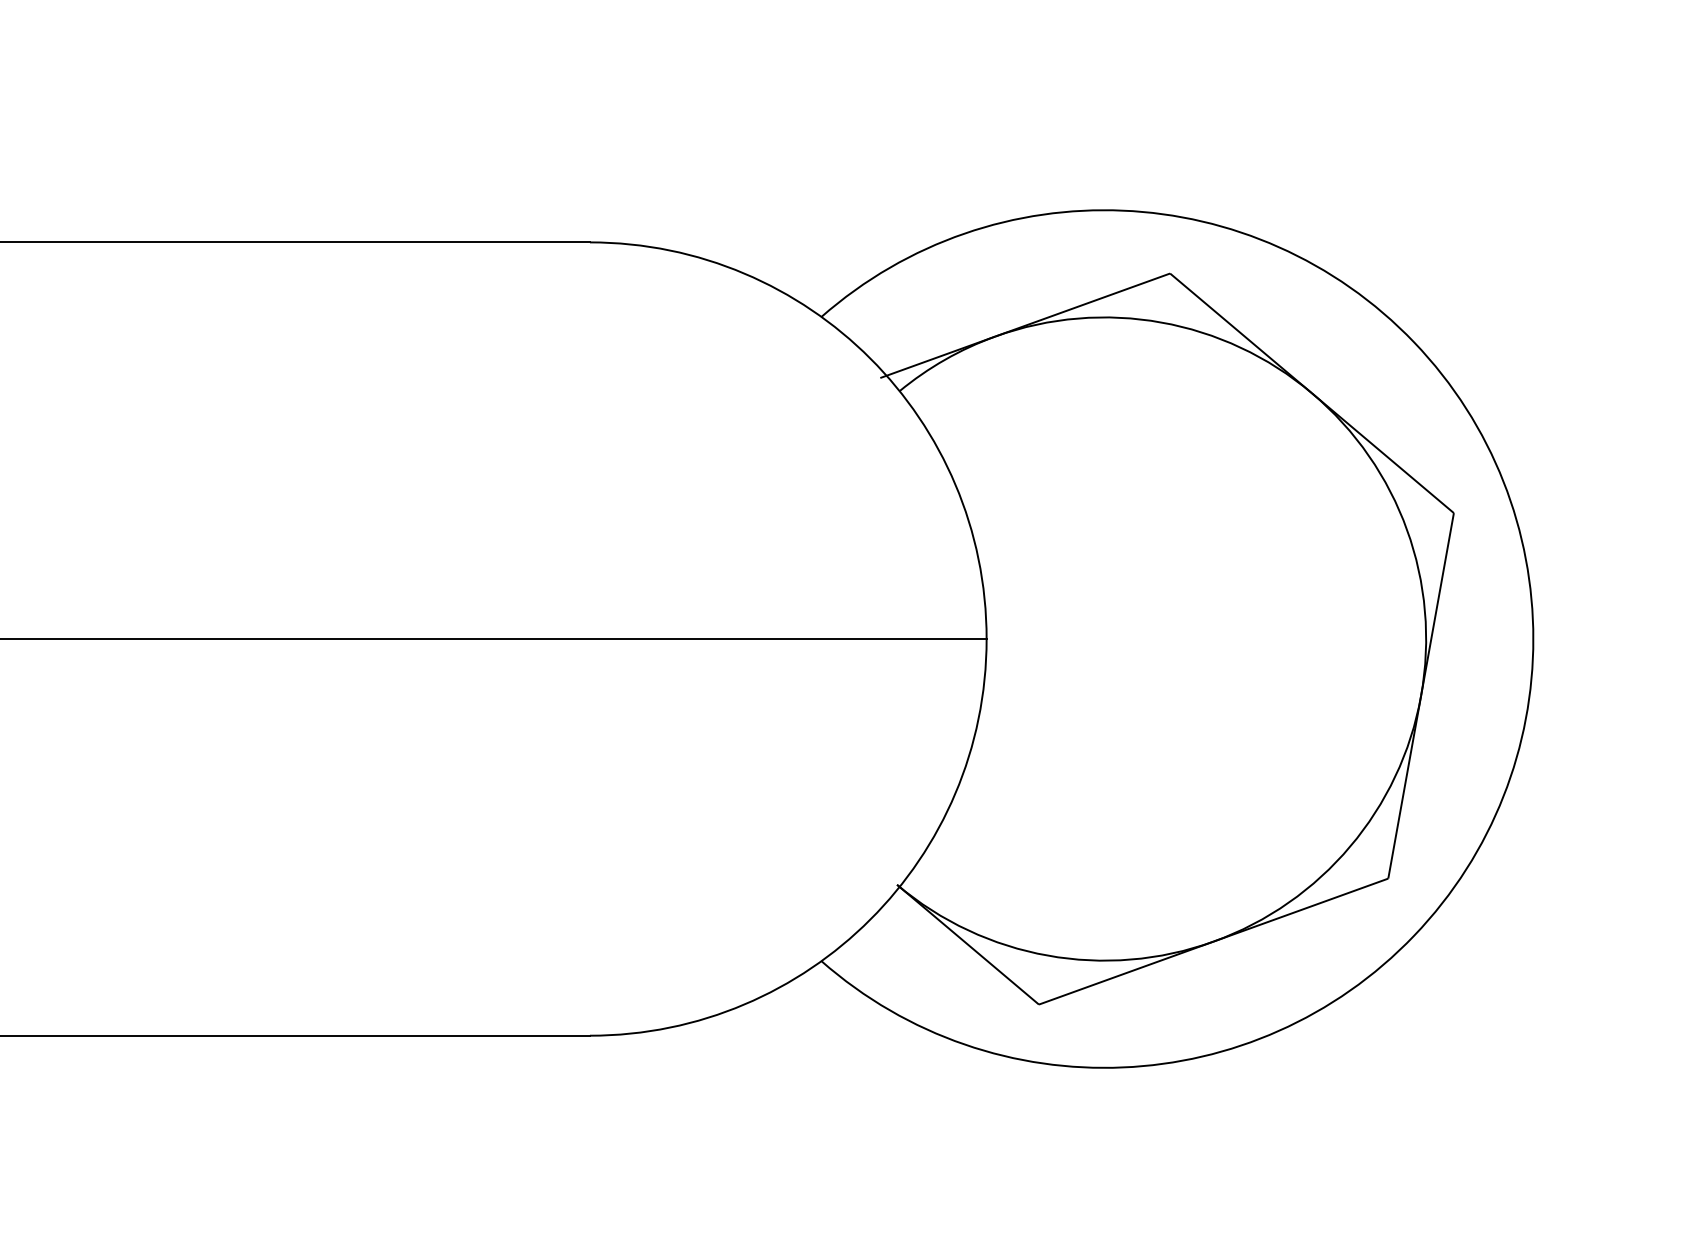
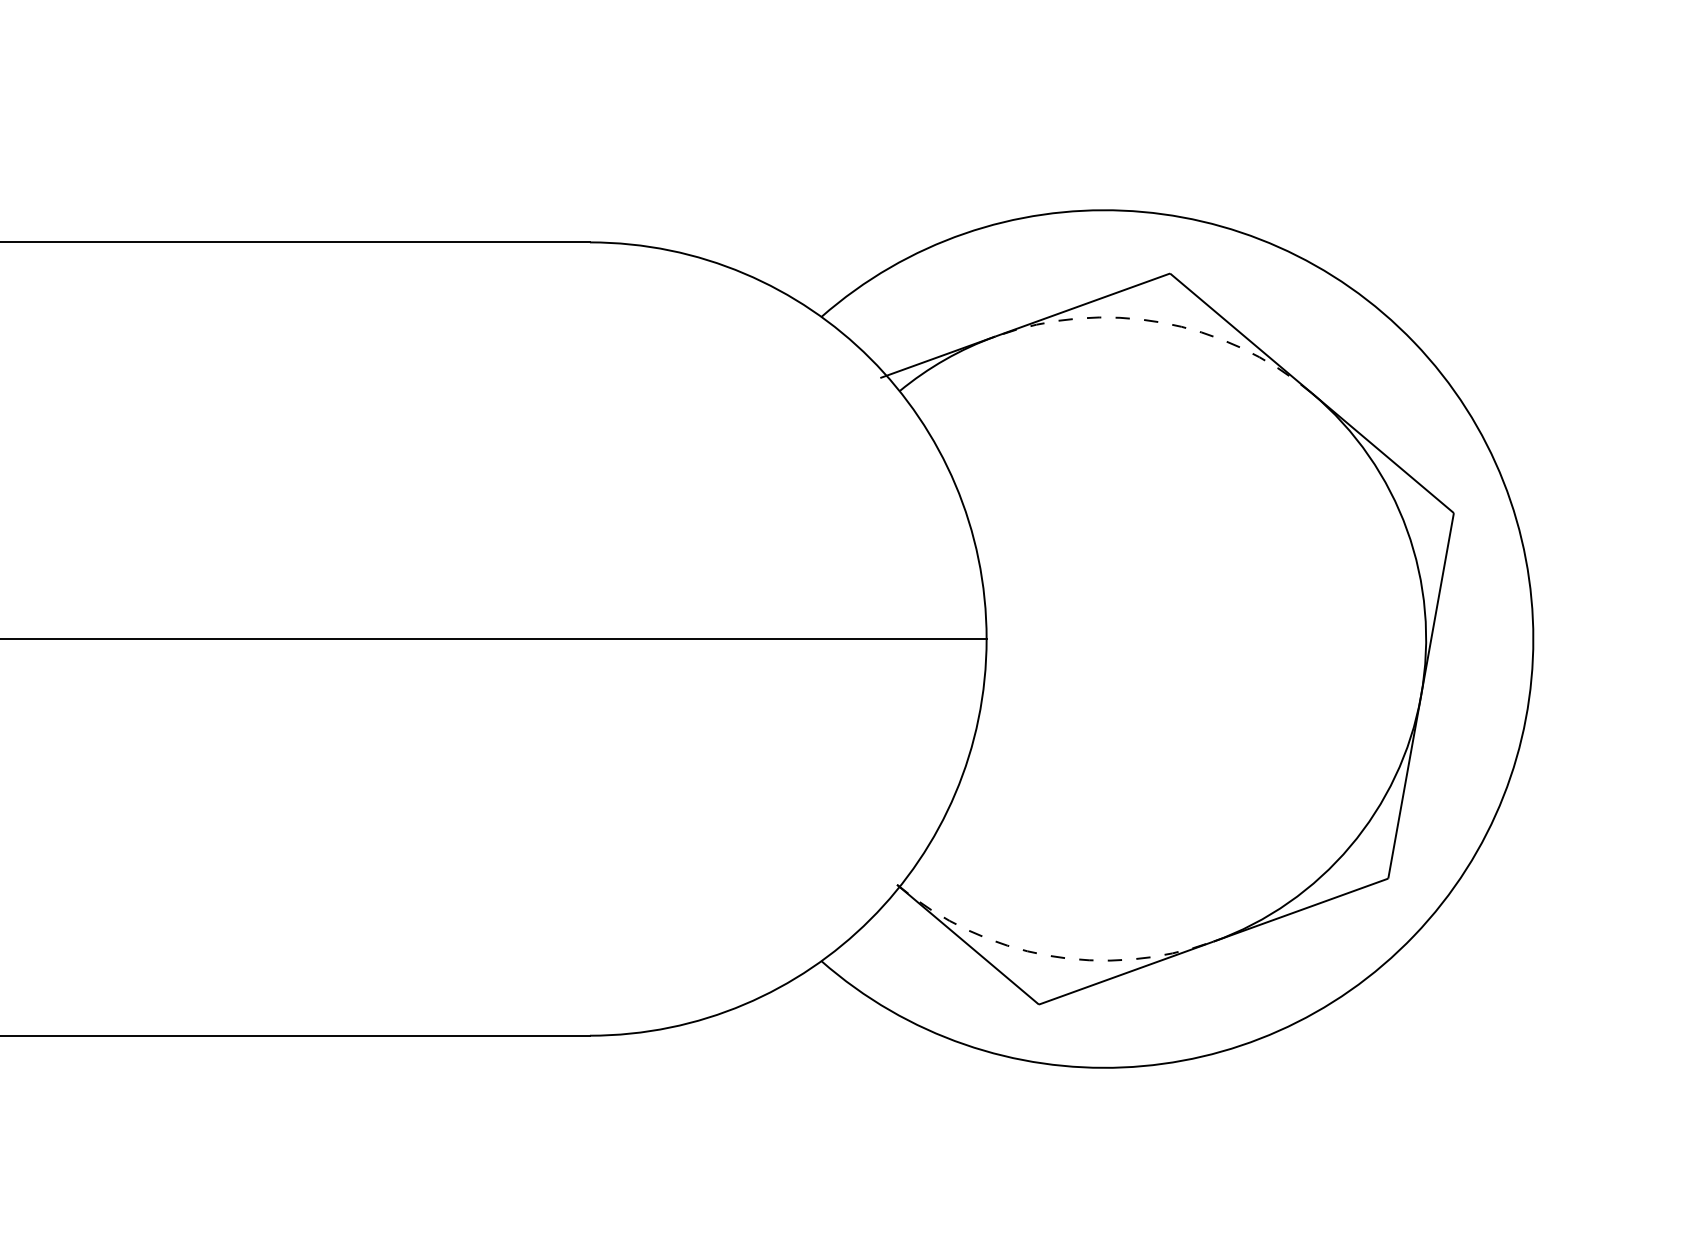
arc: solid -> dashed (1161, 322)
arc: solid -> dashed (1047, 955)
